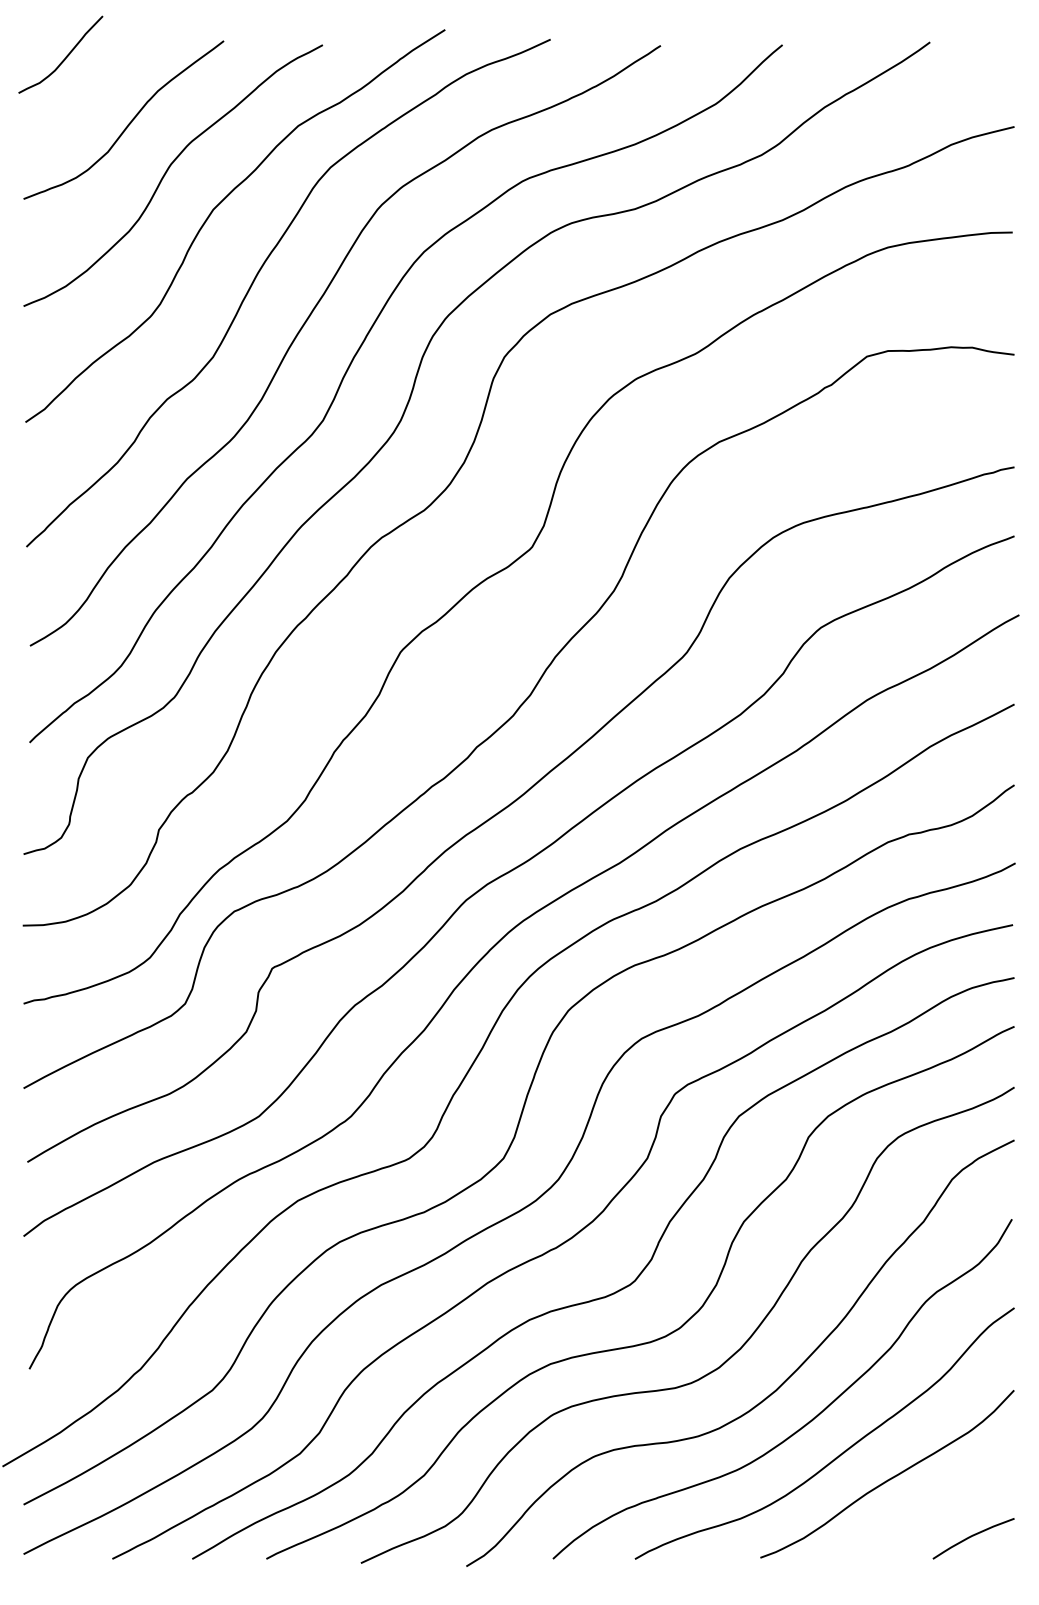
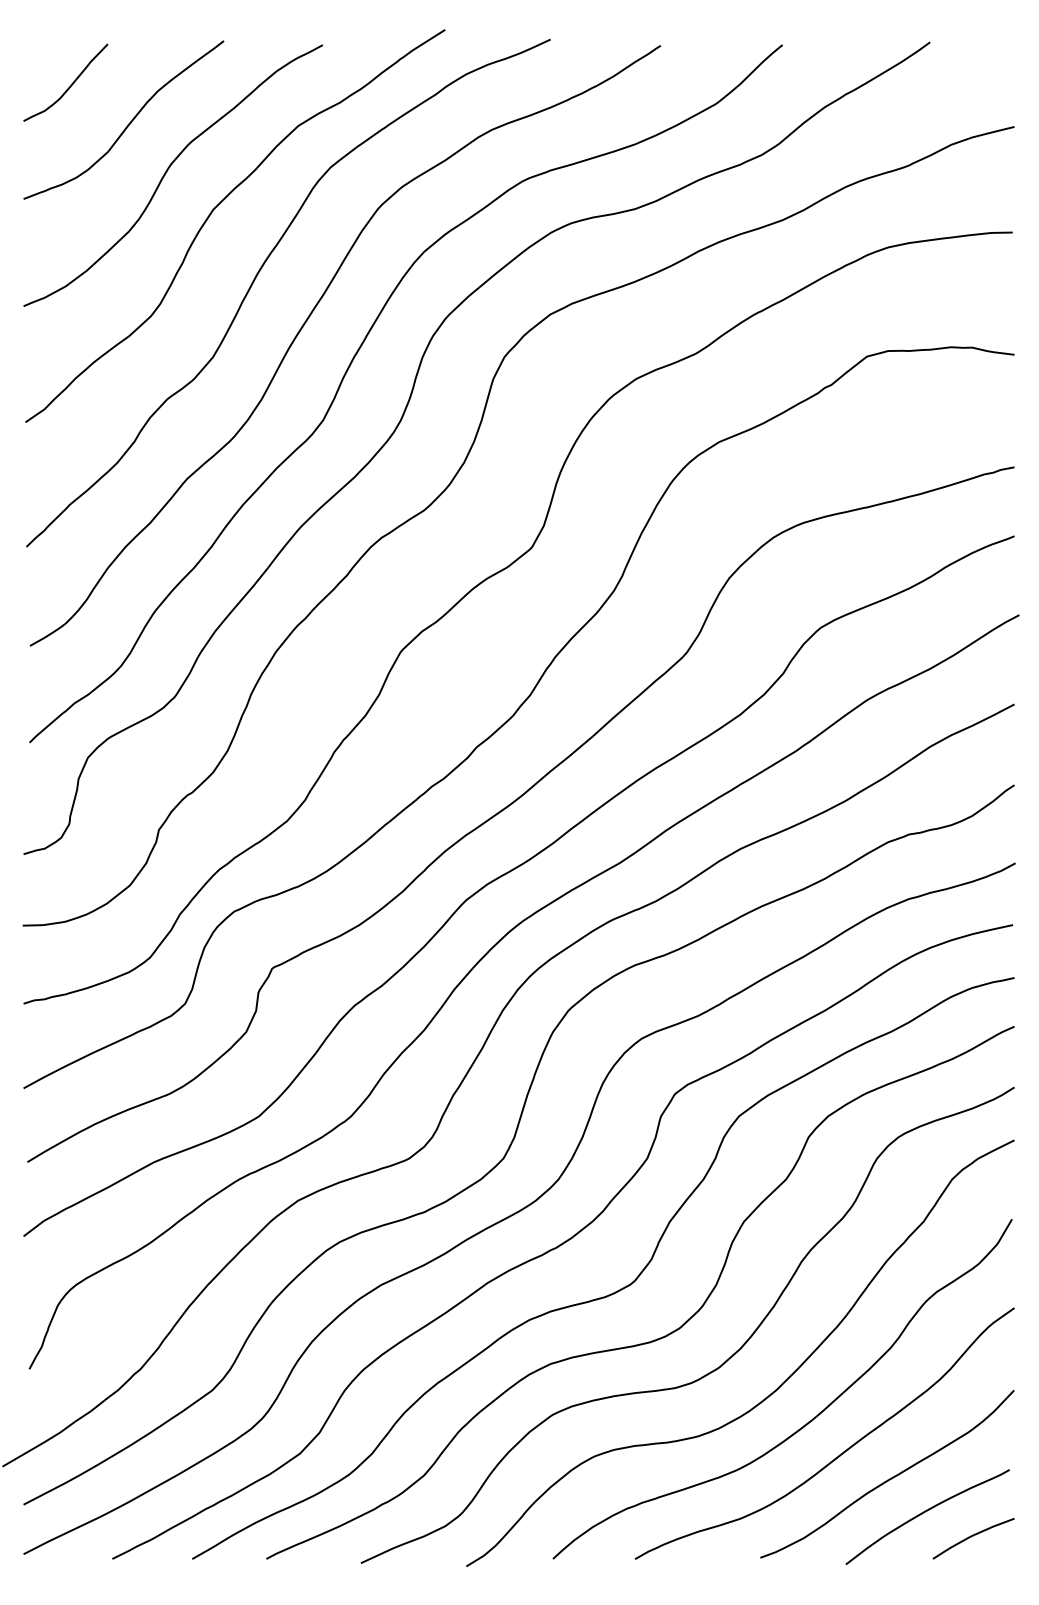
curve position: (65, 56) -> (70, 84) (70, 84)
curve: none -> present (924, 1513)
